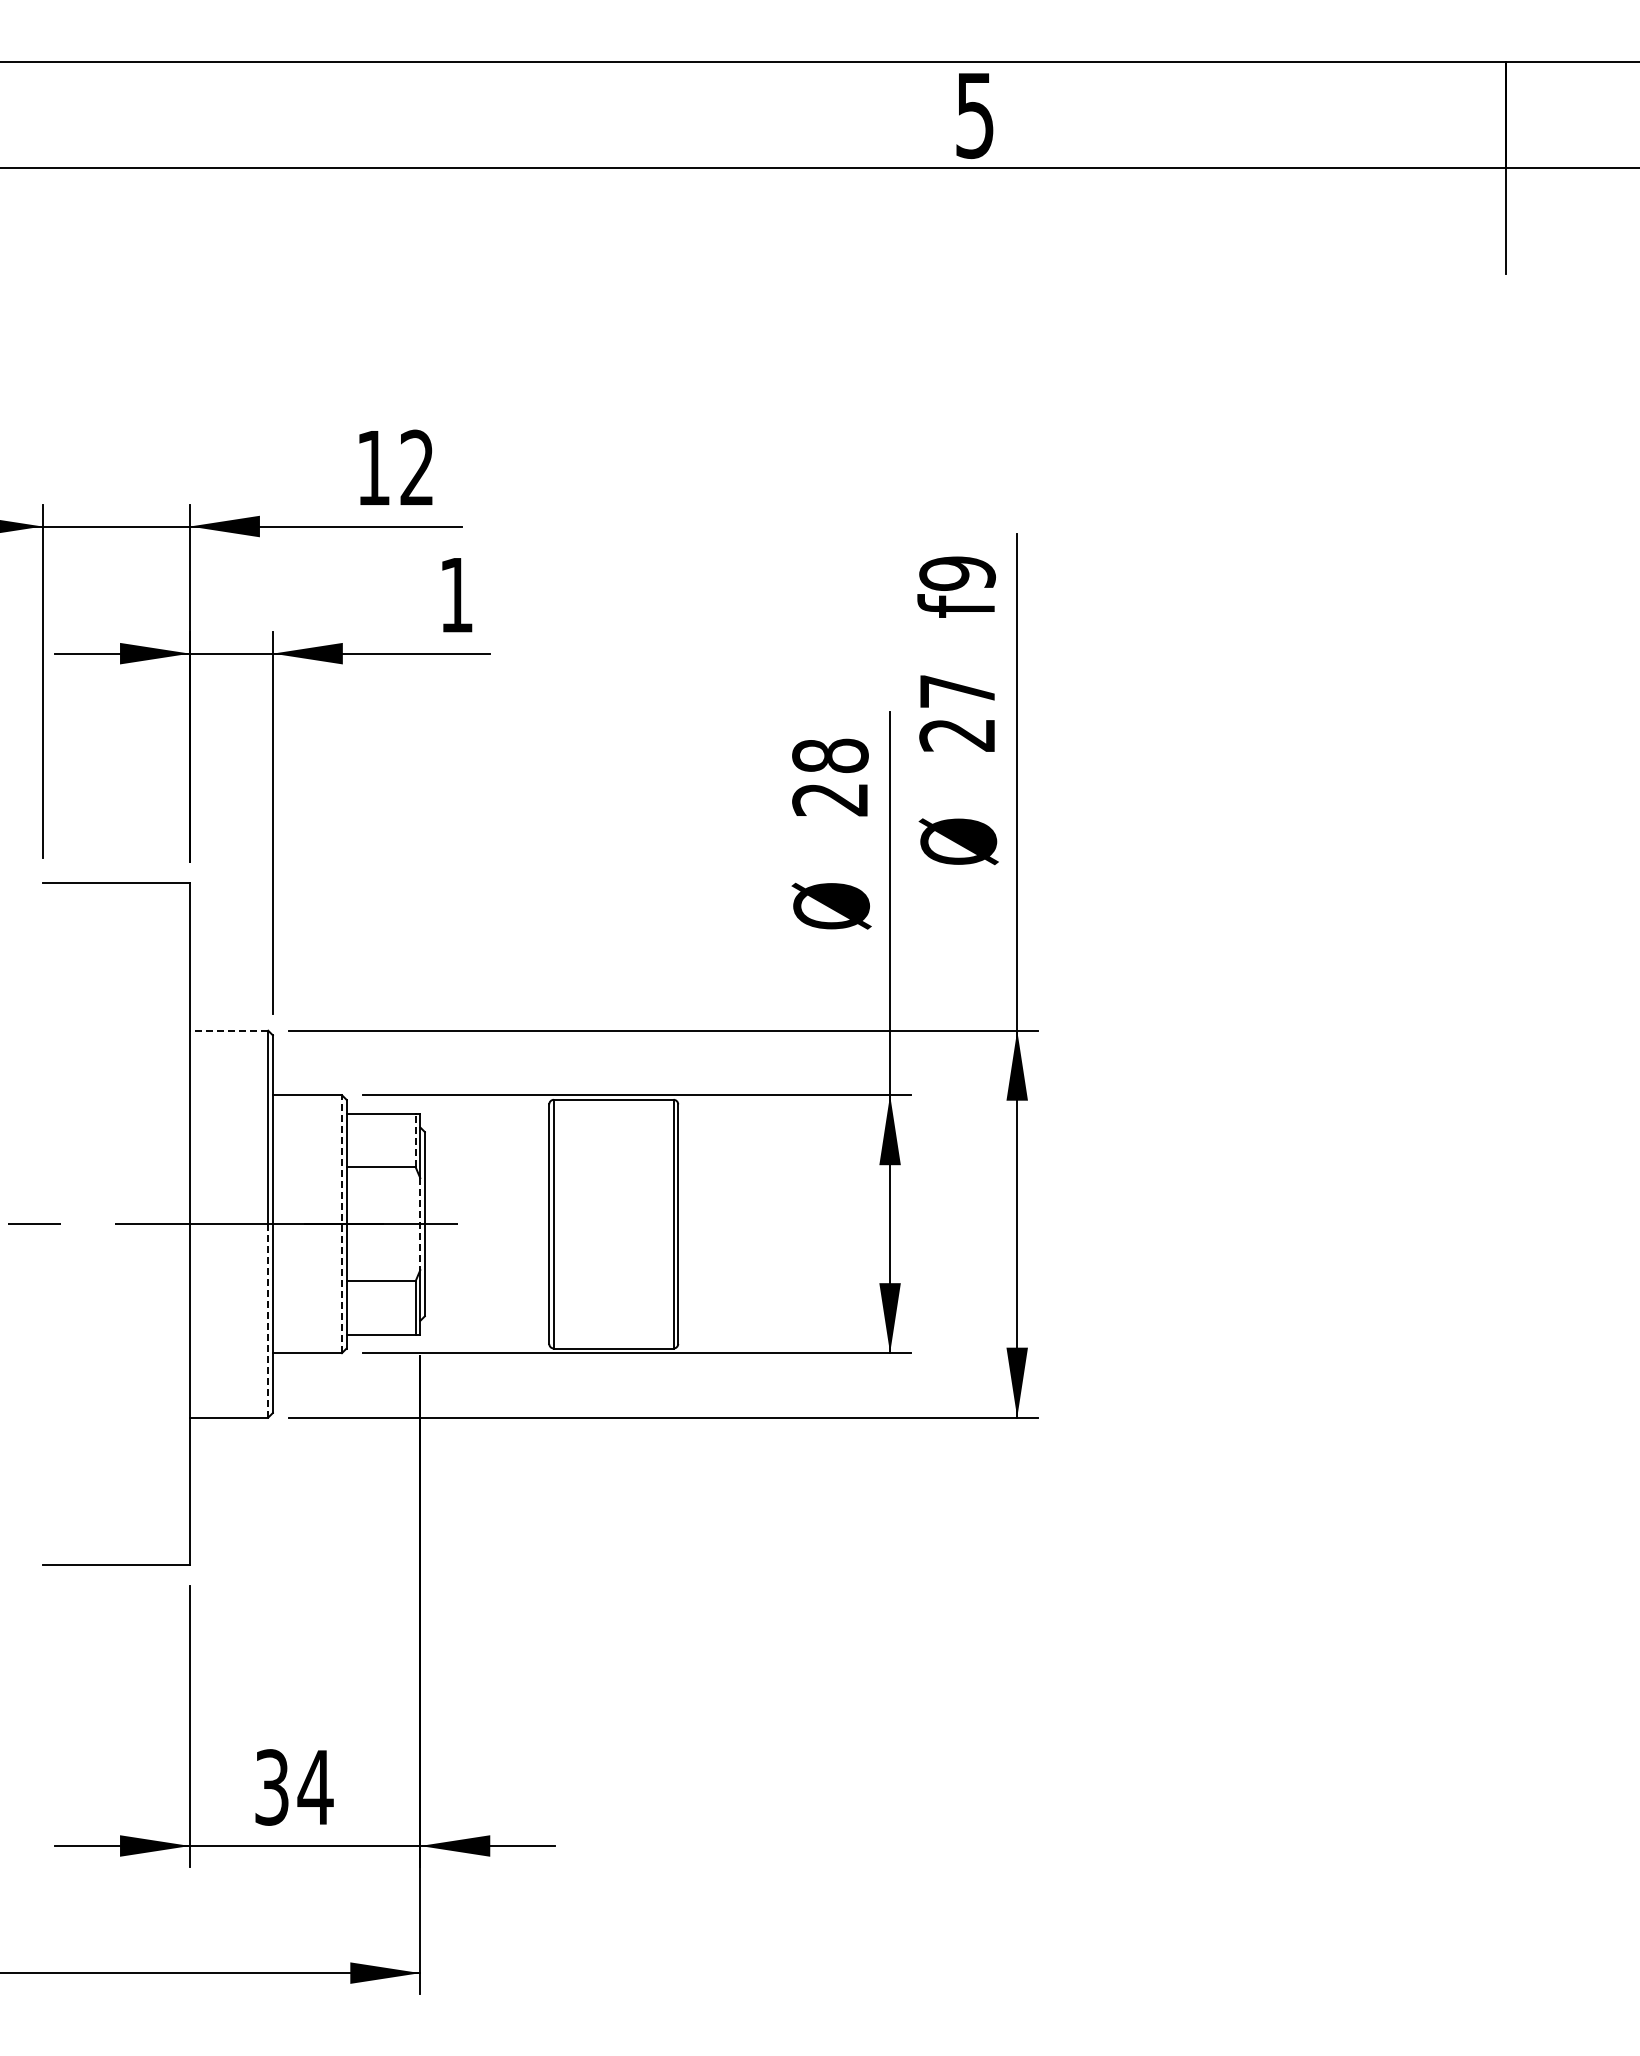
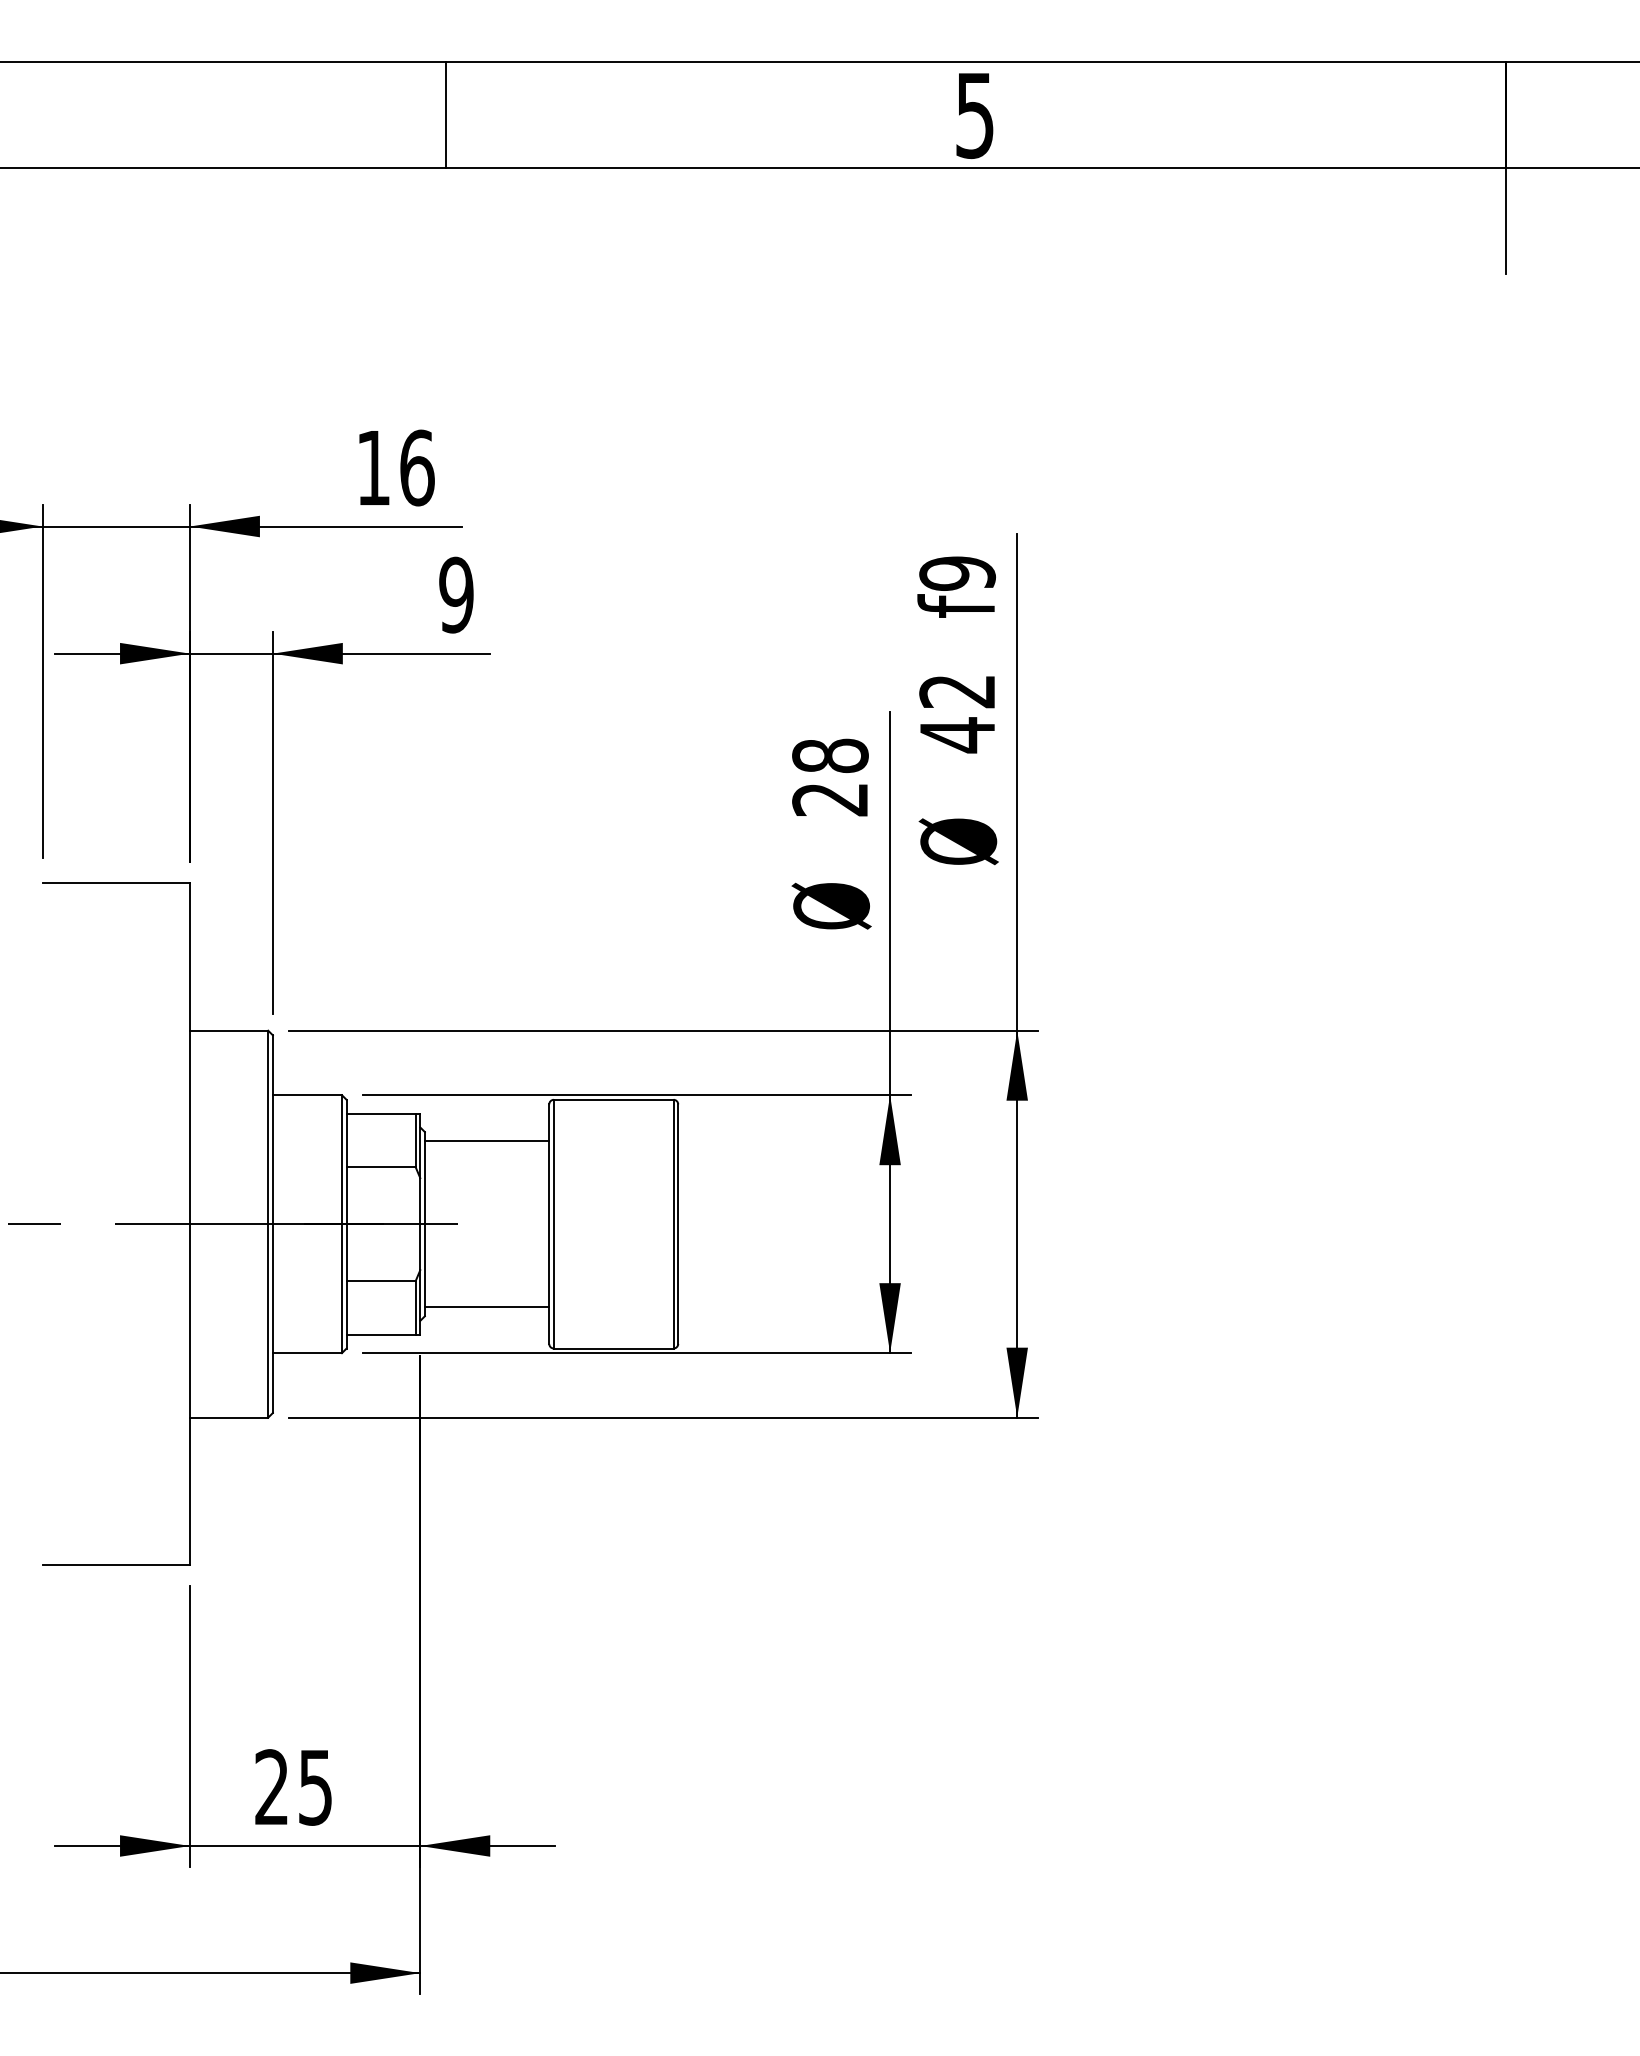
line: none -> present (446, 114)
text: 12 -> 16 (417, 467)
text: 1 -> 9 (456, 594)
text: 27 -> 42 (956, 714)
line: dashed -> solid (228, 1030)
line: dashed -> solid (415, 1140)
line: none -> present (486, 1141)
line: dashed -> solid (341, 1224)
line: dashed -> solid (420, 1224)
line: none -> present (486, 1307)
line: dashed -> solid (268, 1320)
text: 34 -> 25 (294, 1787)
